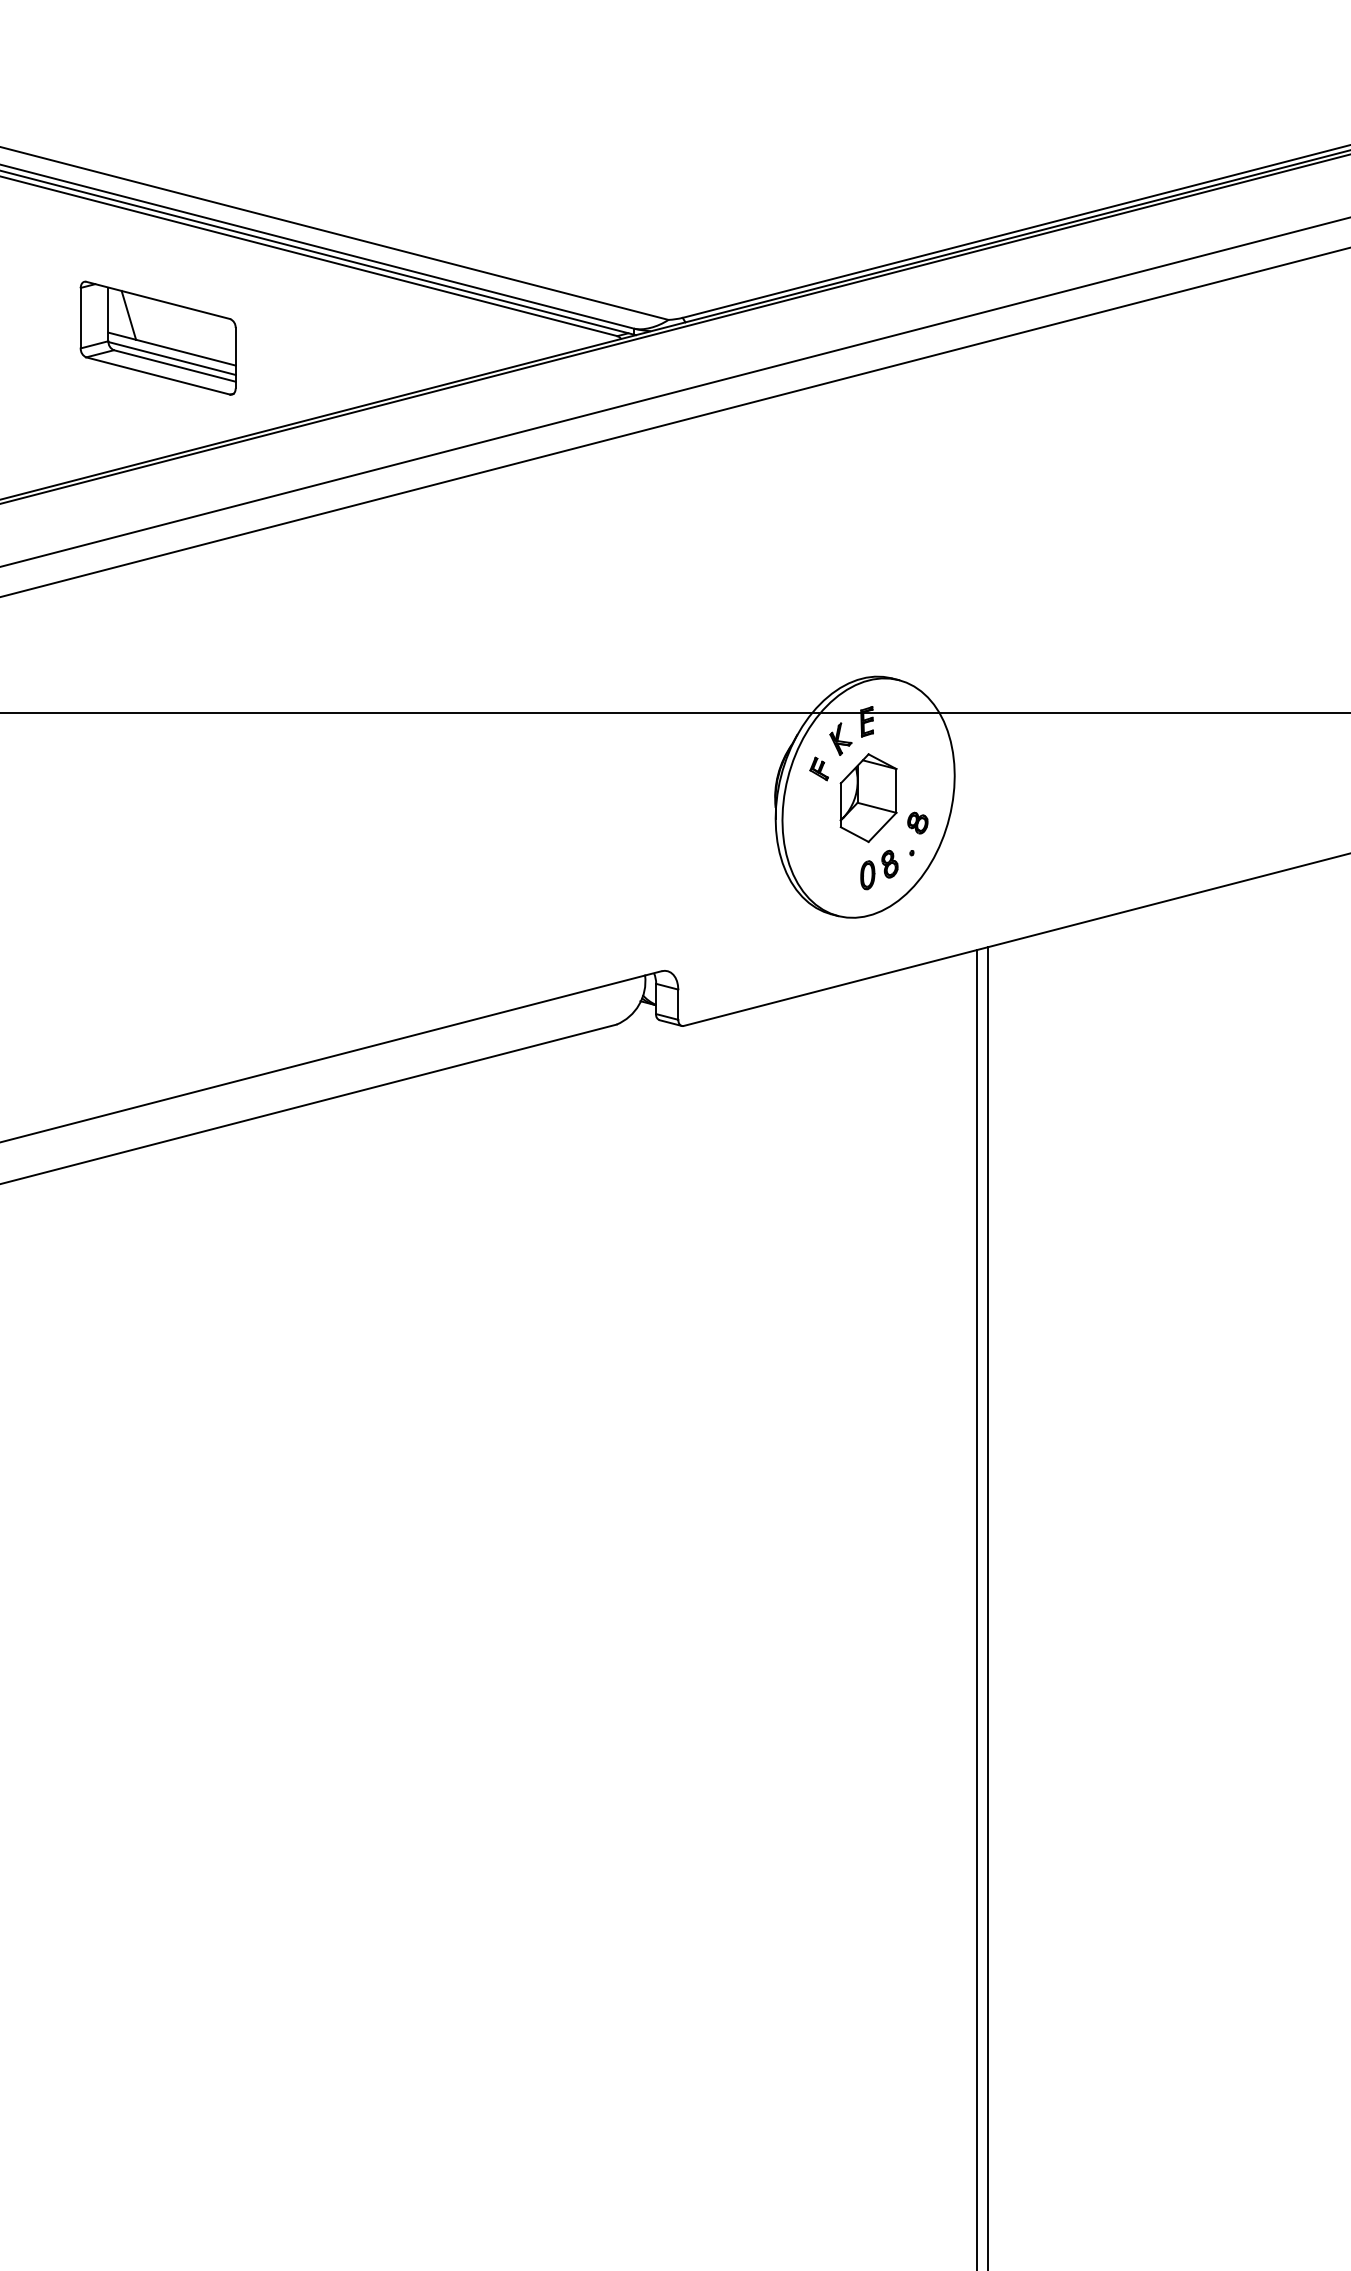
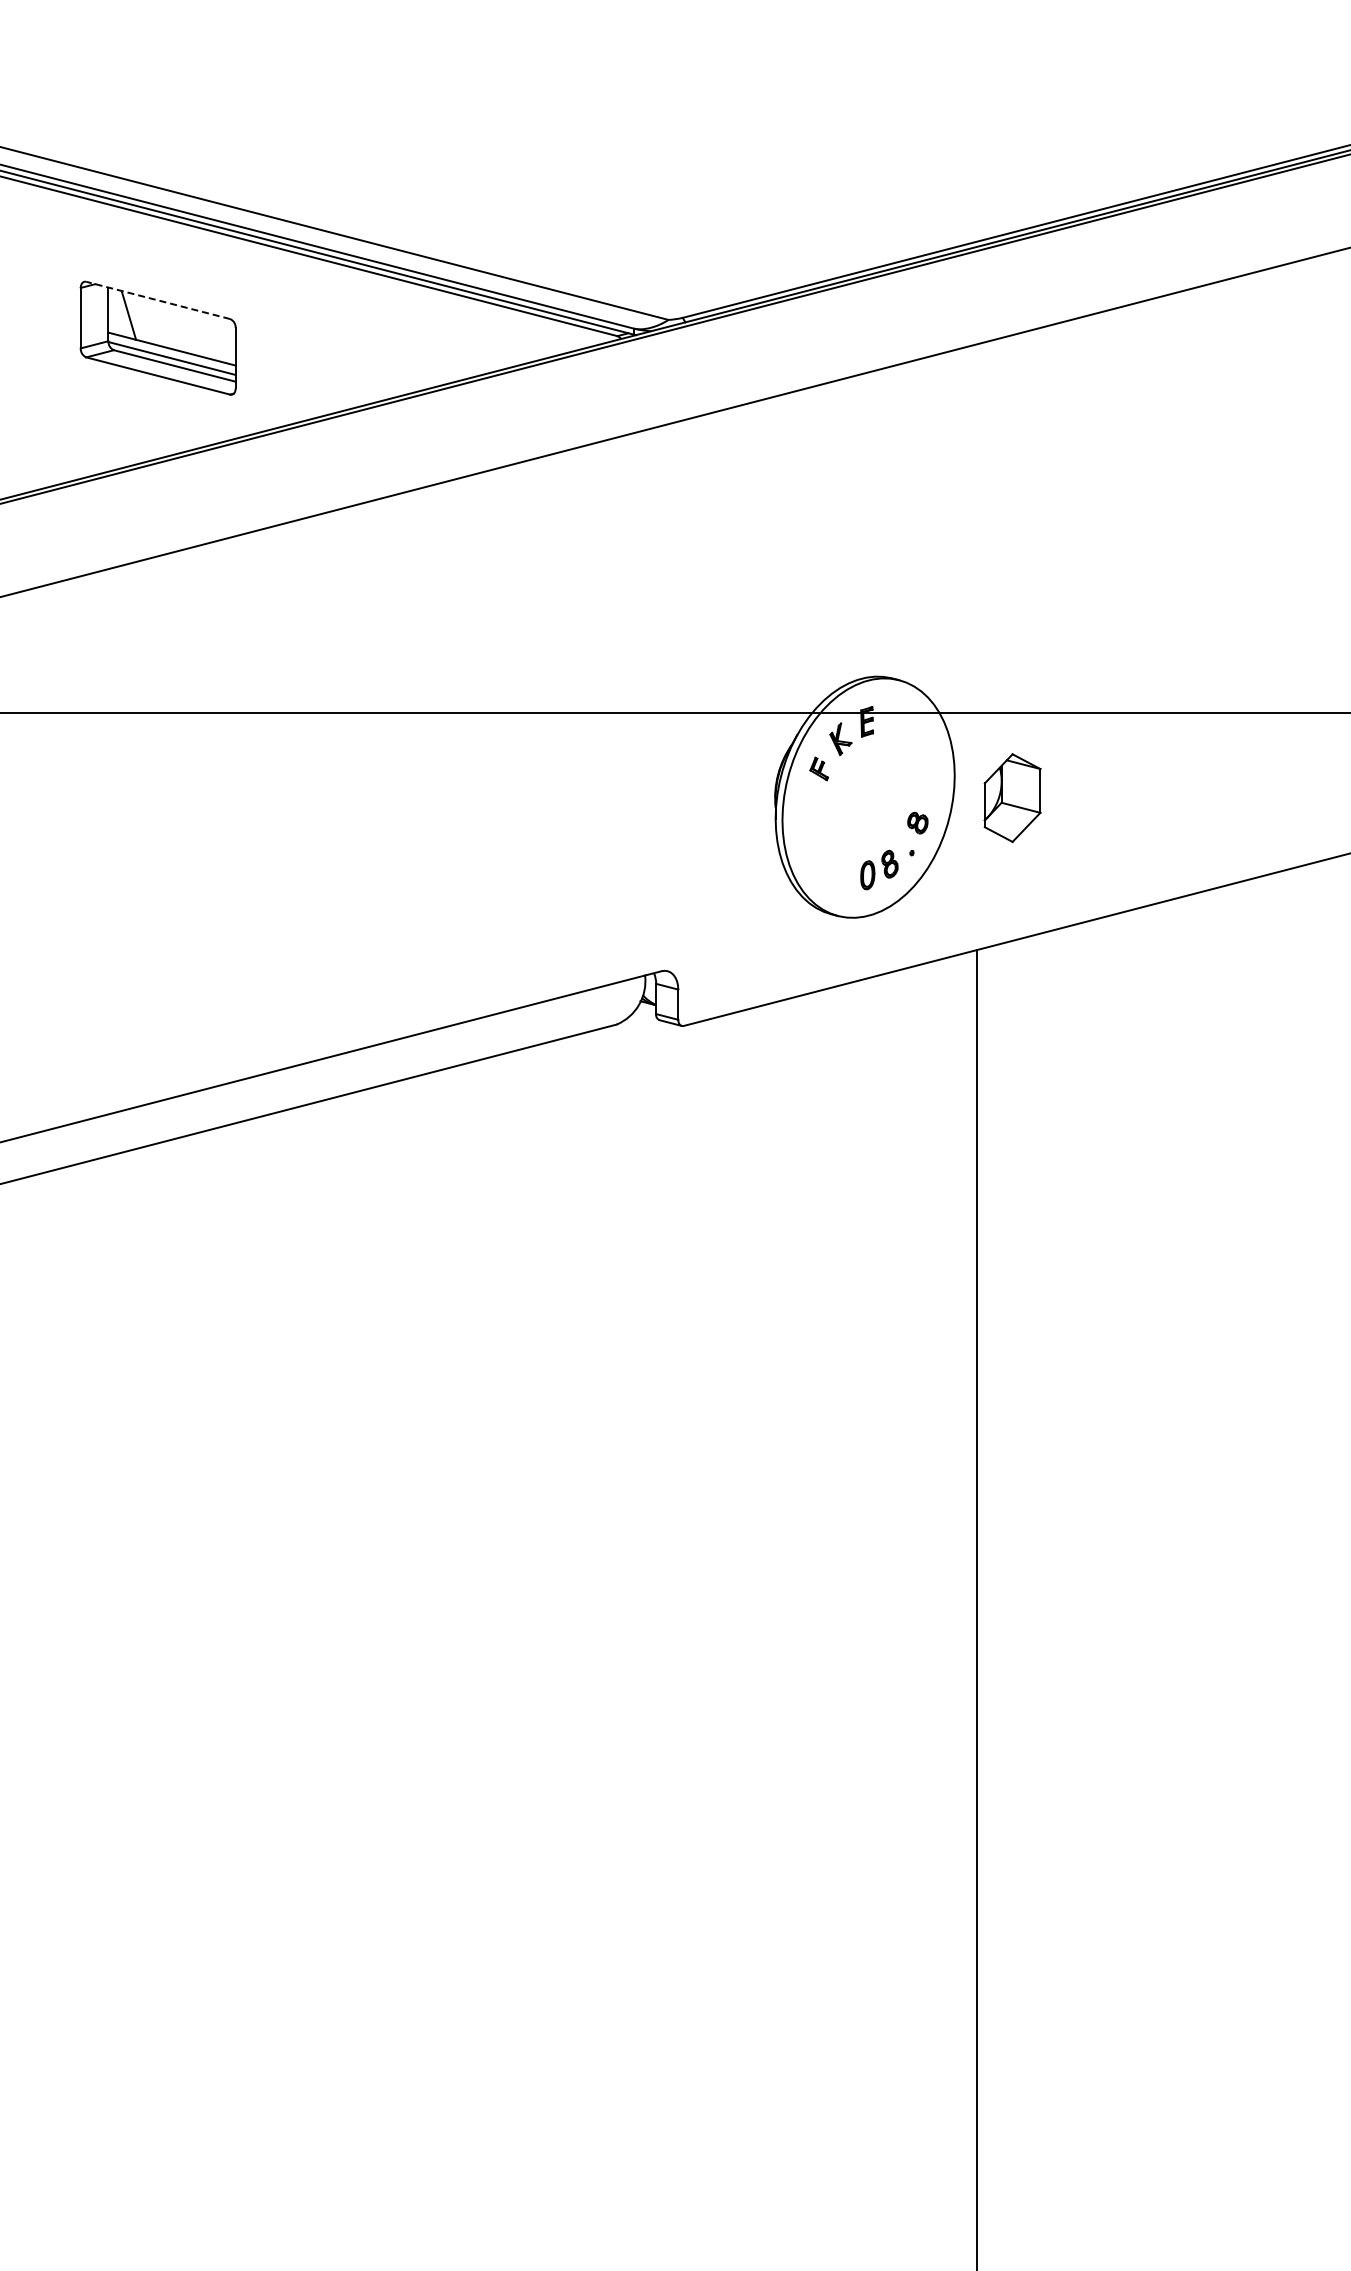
line: solid -> dashed (157, 300)
line: present -> none (674, 392)
part position: (868, 798) -> (1012, 798) (1012, 798)
line: present -> none (988, 1607)
